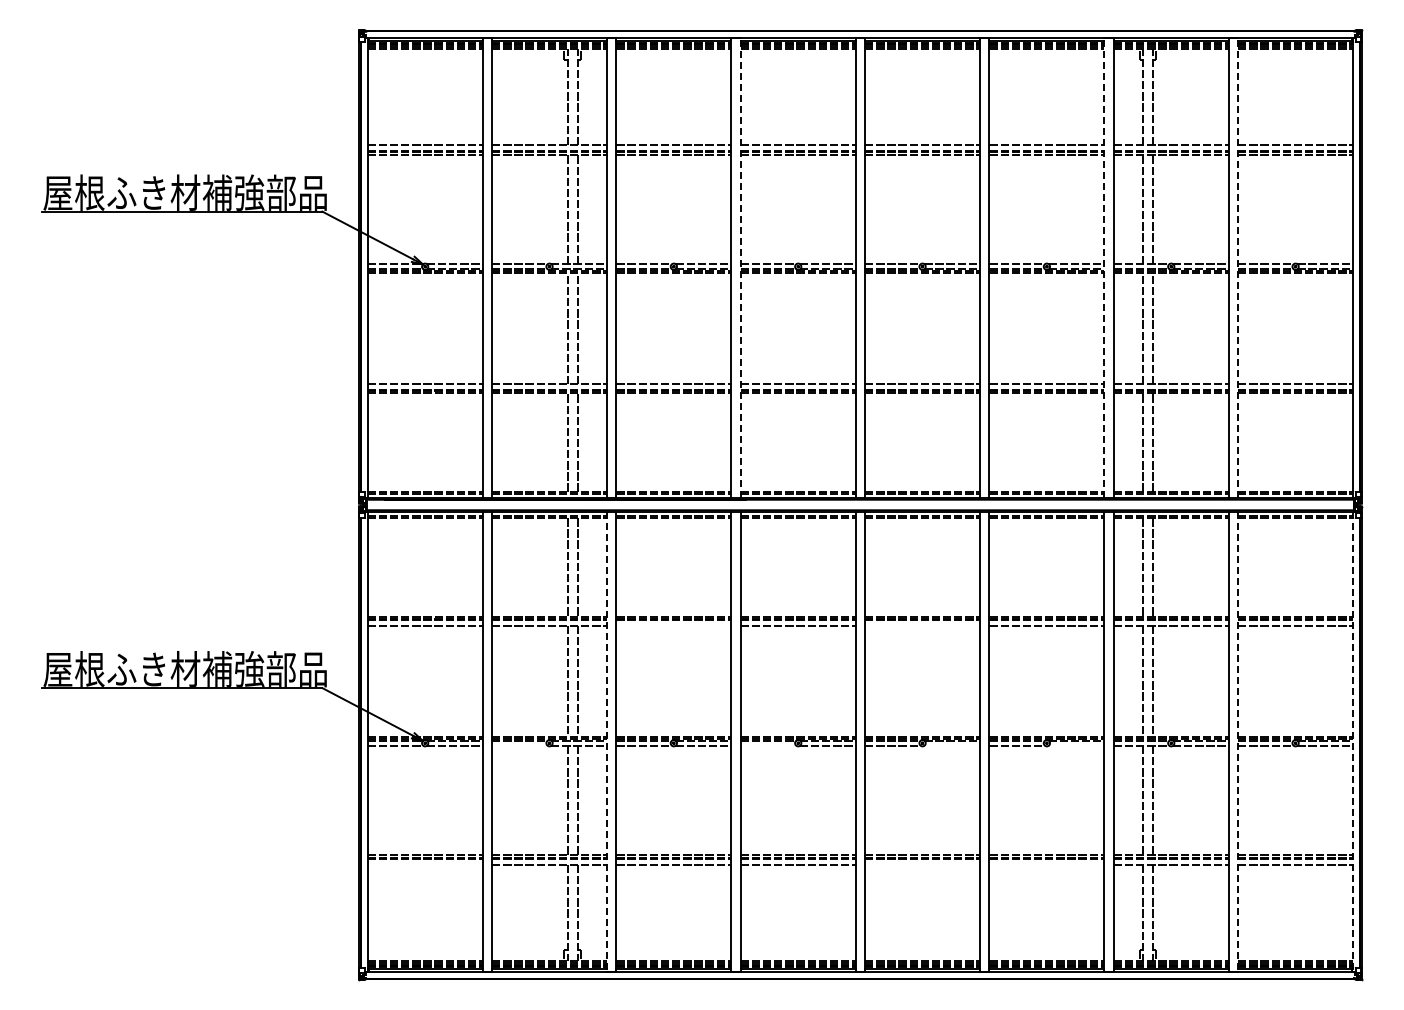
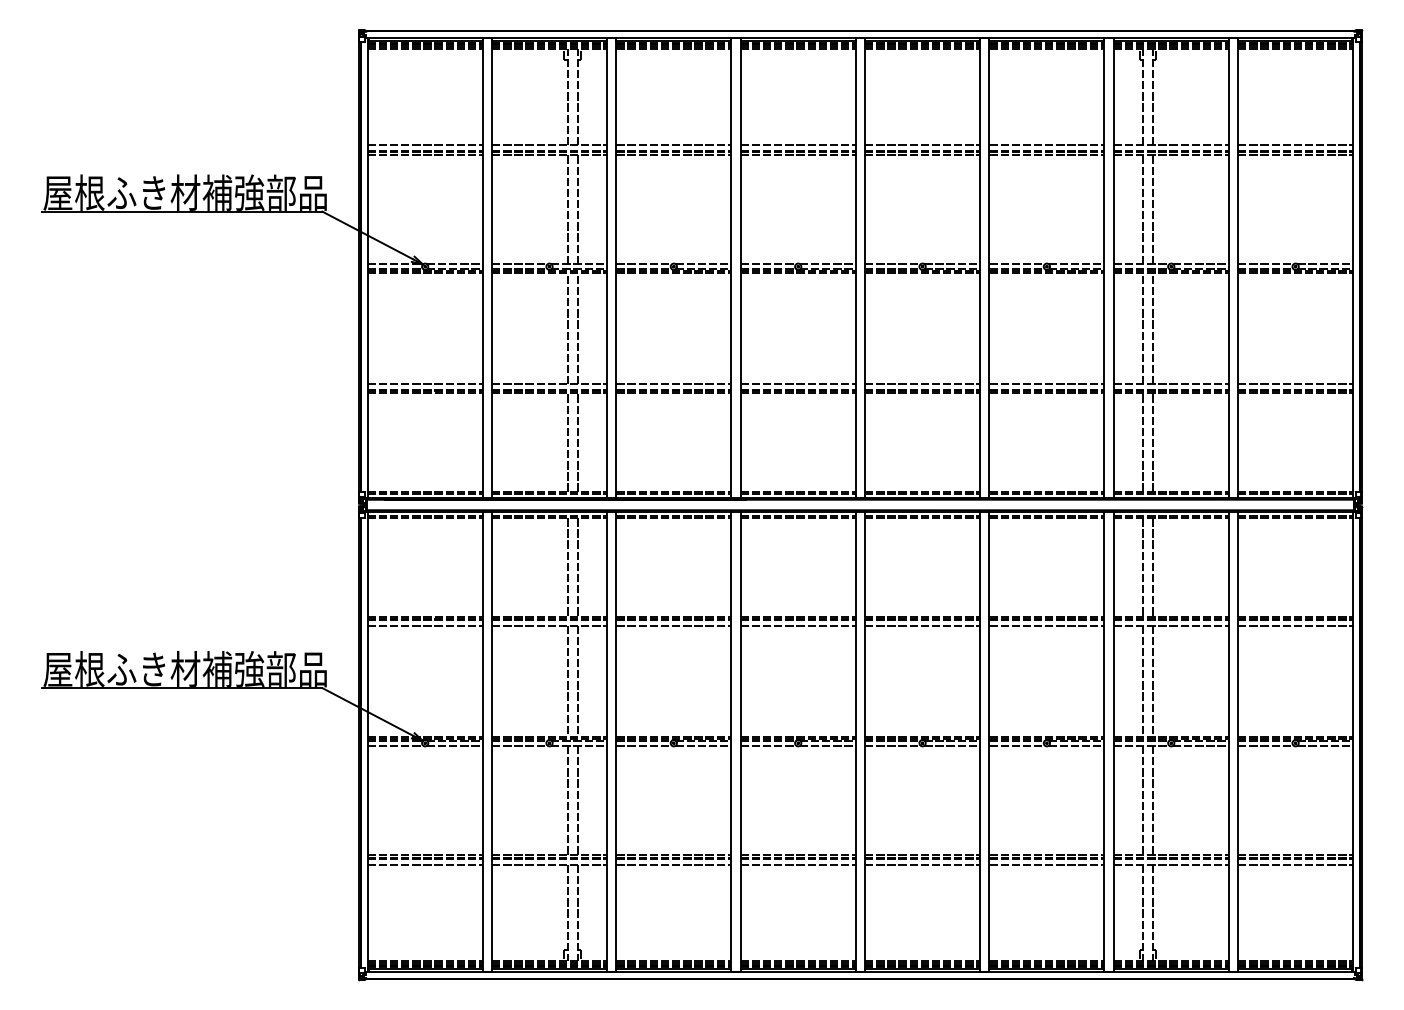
line: dashed -> solid (740, 267)
line: dashed -> solid (1104, 267)
line: dashed -> solid (1238, 267)
line: none -> present (673, 625)
line: none -> present (922, 625)
line: dashed -> solid (607, 742)
line: dashed -> solid (1238, 742)
line: dashed -> solid (1353, 742)
line: none -> present (519, 745)
line: none -> present (768, 745)
line: none -> present (952, 745)
line: none -> present (1076, 745)
line: none -> present (424, 864)
line: none -> present (922, 864)
line: none -> present (1046, 864)
